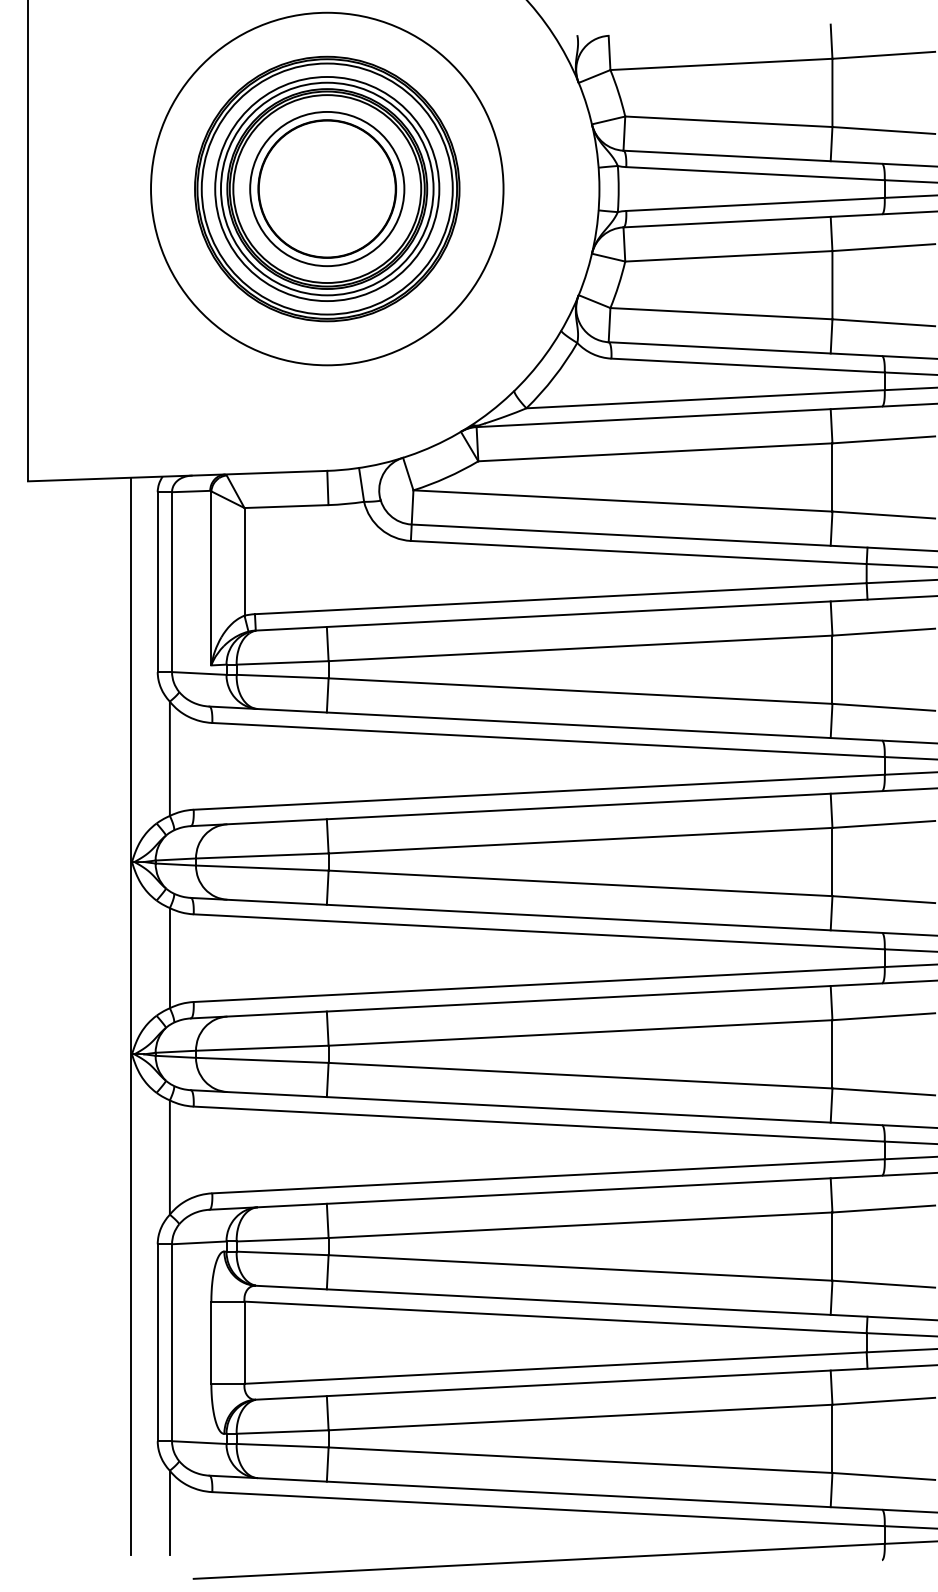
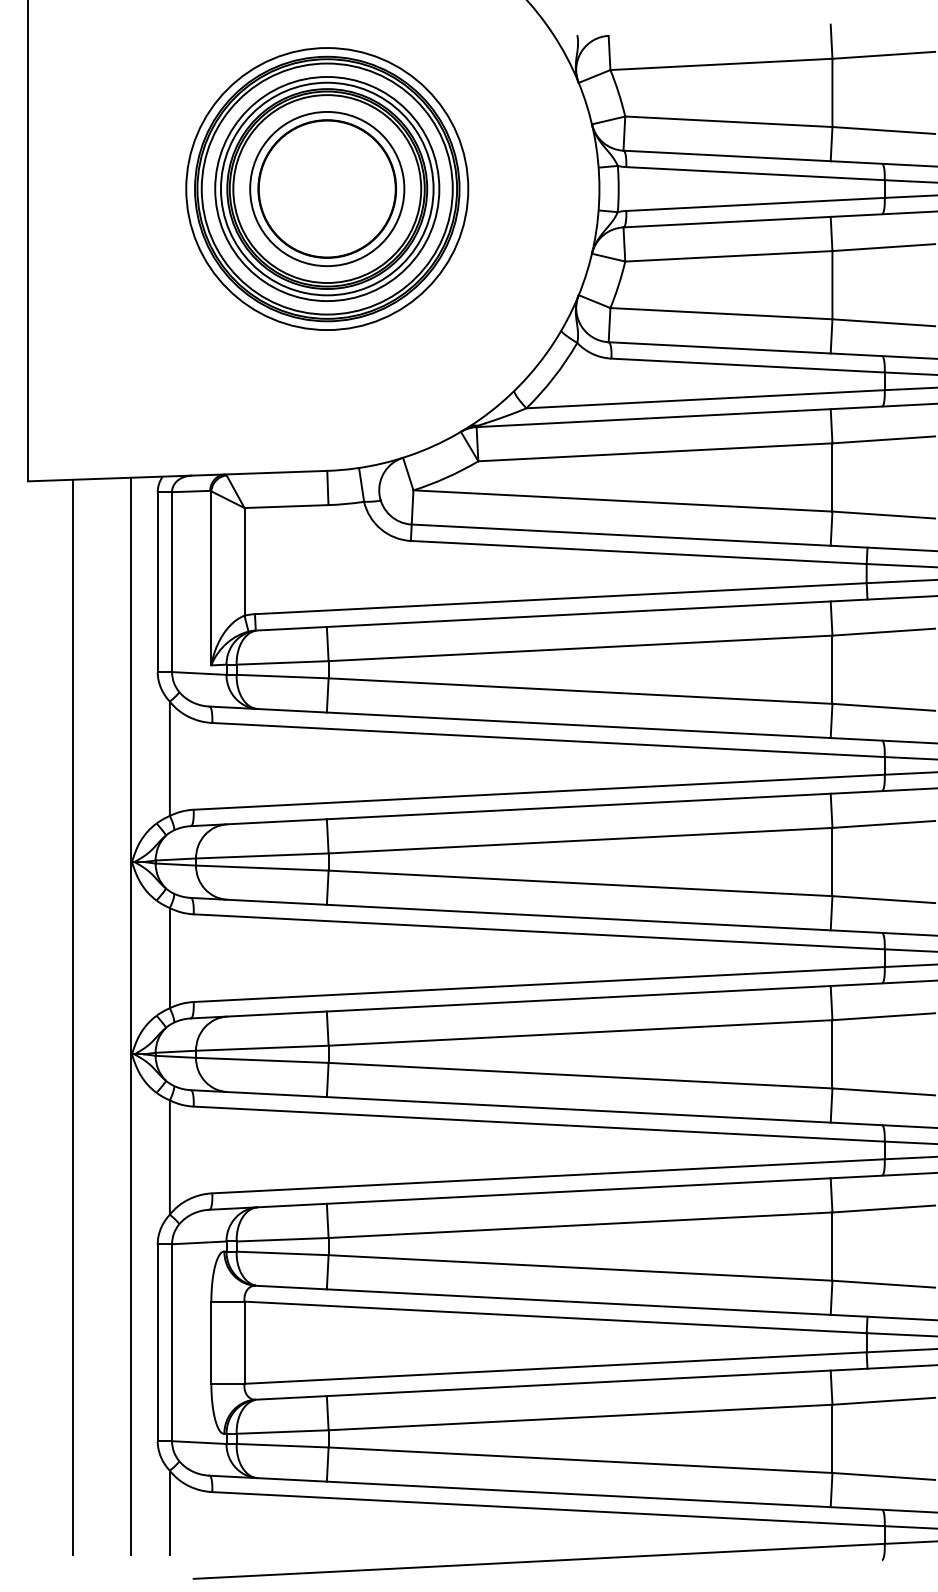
circle diameter: 353 px -> 282 px (327, 189)
line: none -> present (73, 1016)
